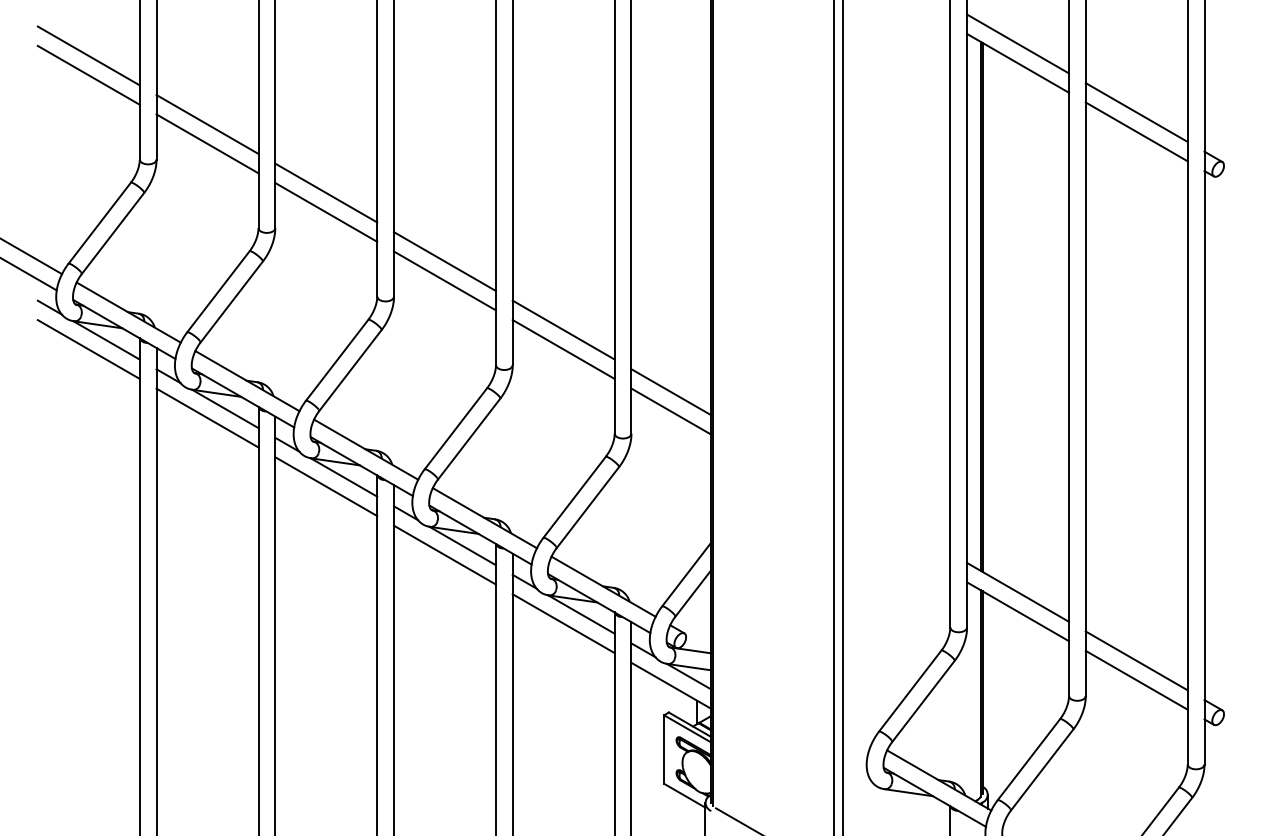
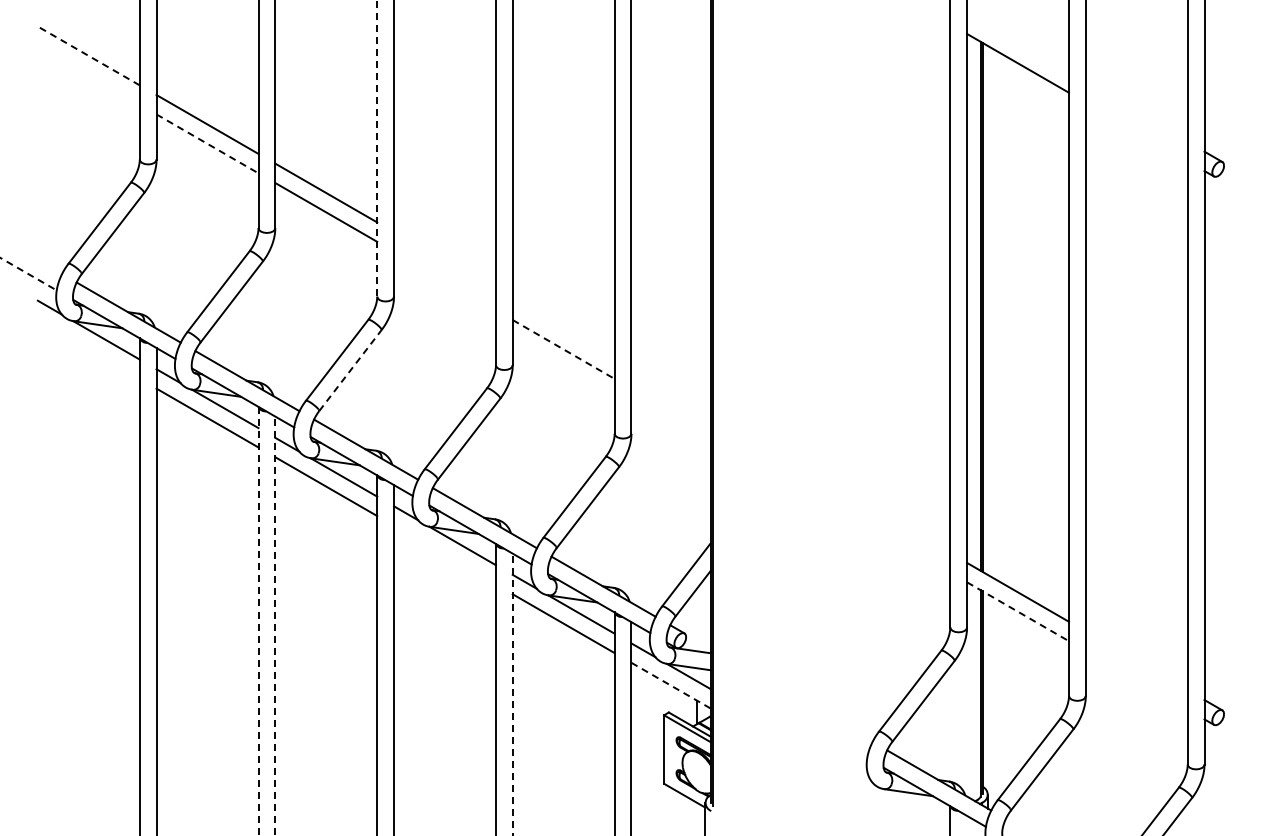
line: present -> none (1018, 43)
line: solid -> dashed (88, 55)
line: present -> none (88, 74)
line: present -> none (1136, 112)
line: present -> none (1136, 131)
line: solid -> dashed (207, 143)
line: solid -> dashed (377, 148)
line: present -> none (32, 256)
line: present -> none (444, 261)
line: solid -> dashed (29, 274)
line: present -> none (444, 280)
line: present -> none (563, 329)
line: present -> none (88, 349)
line: solid -> dashed (563, 349)
line: solid -> dashed (350, 370)
line: present -> none (670, 391)
line: present -> none (670, 411)
line: present -> none (833, 417)
line: present -> none (843, 417)
line: present -> none (444, 554)
line: solid -> dashed (1018, 611)
line: solid -> dashed (258, 621)
line: solid -> dashed (275, 625)
line: present -> none (1136, 660)
line: present -> none (1136, 679)
line: solid -> dashed (671, 685)
line: solid -> dashed (512, 694)
line: present -> none (737, 820)
